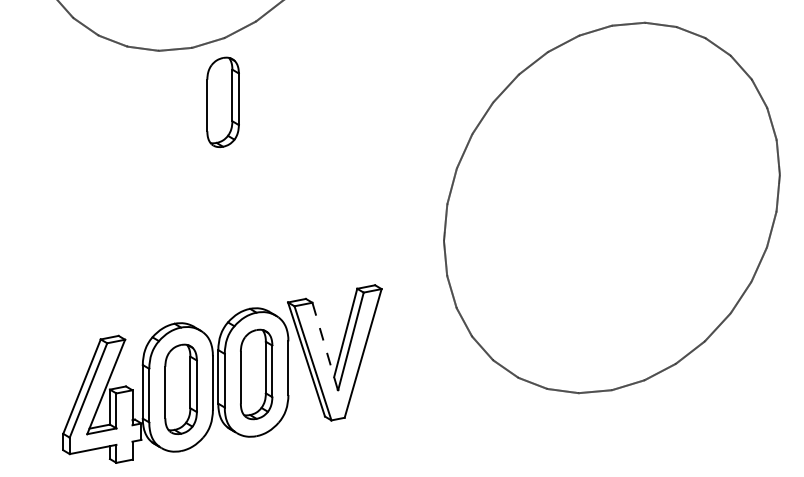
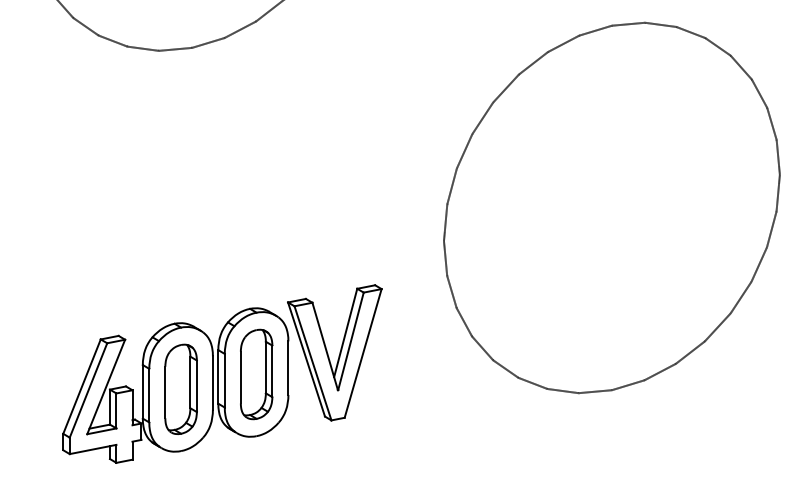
part: present -> none (222, 101)
line: dashed -> solid (325, 346)
